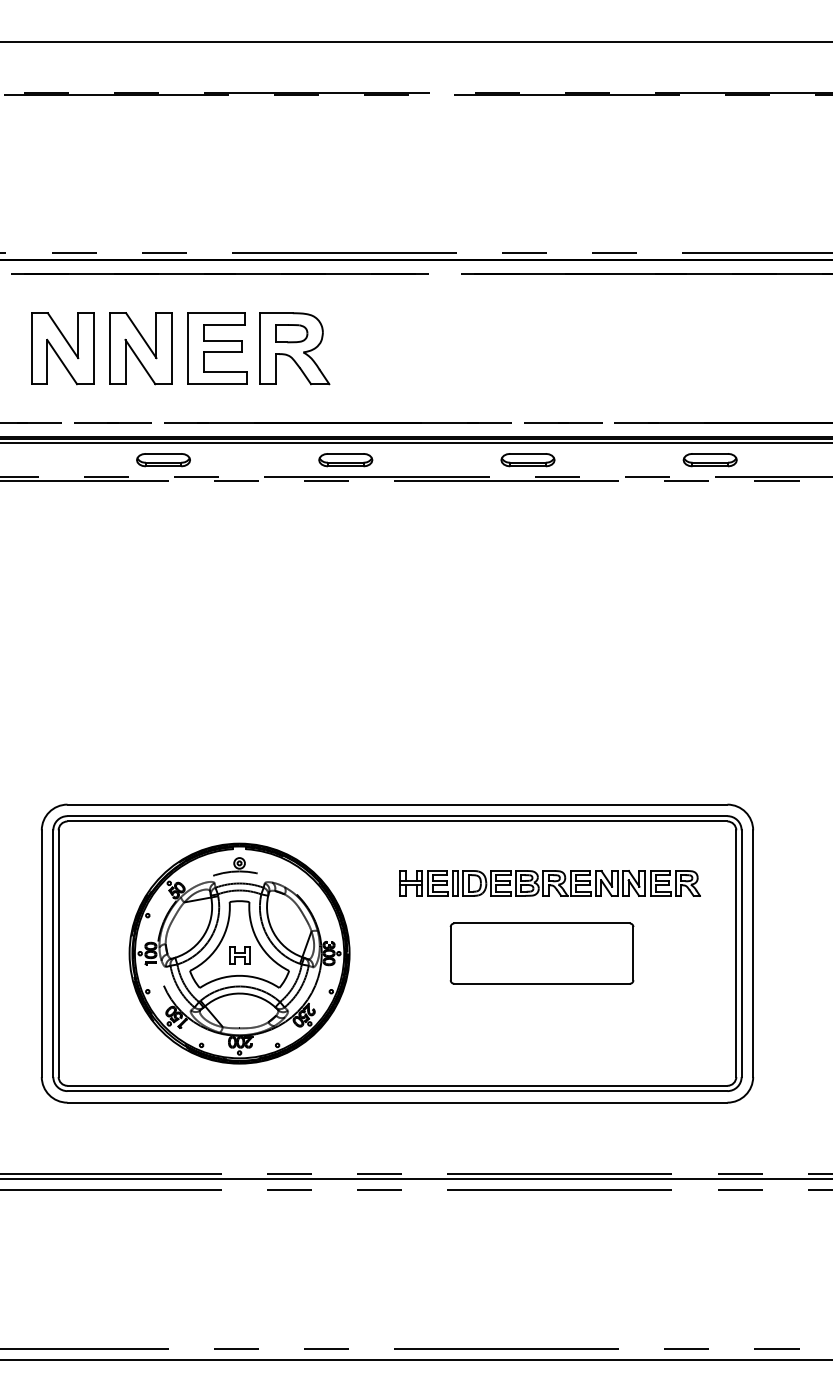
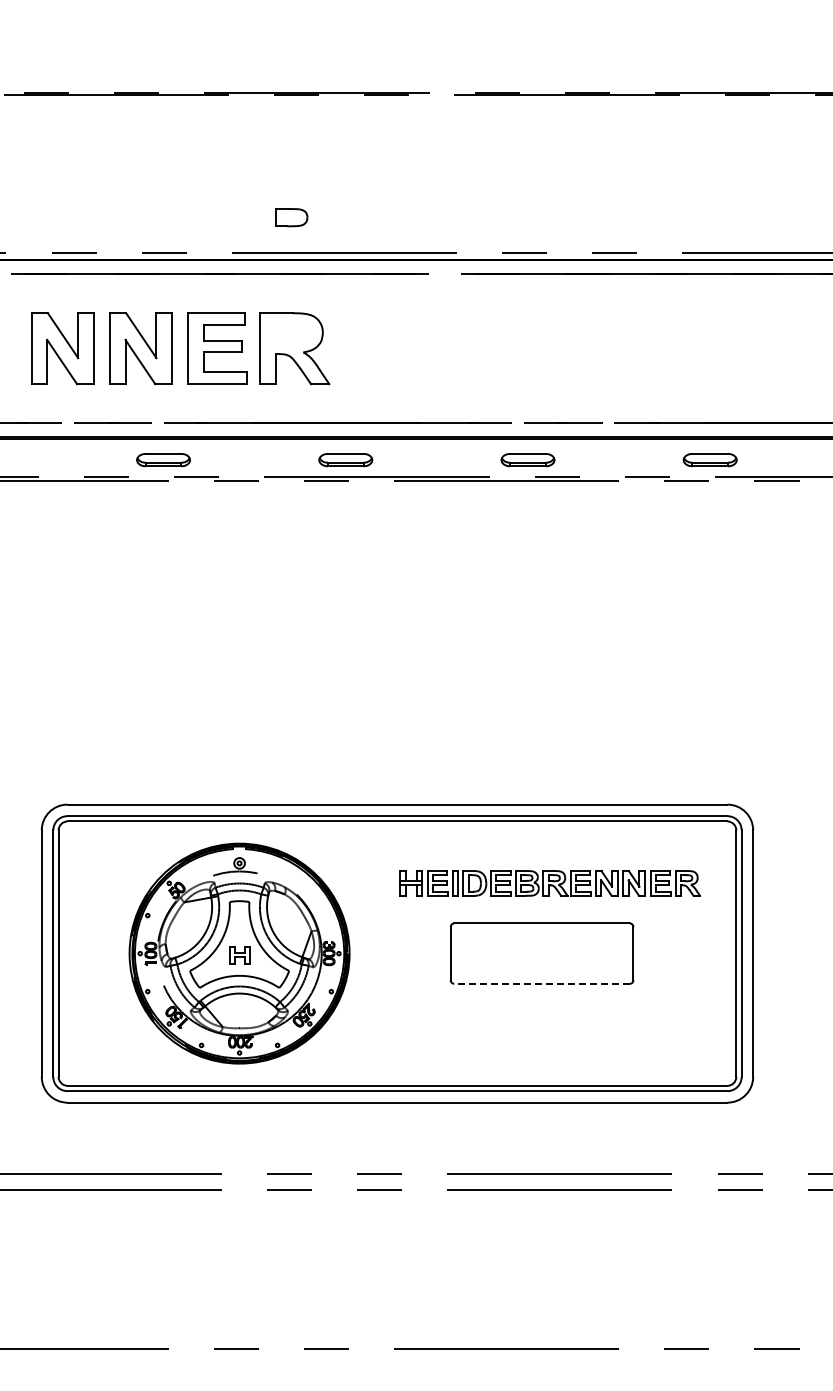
line: present -> none (415, 41)
part position: (291, 333) -> (291, 217) (291, 217)
line: present -> none (415, 442)
line: solid -> dashed (542, 983)
line: present -> none (415, 1178)
line: present -> none (415, 1359)
